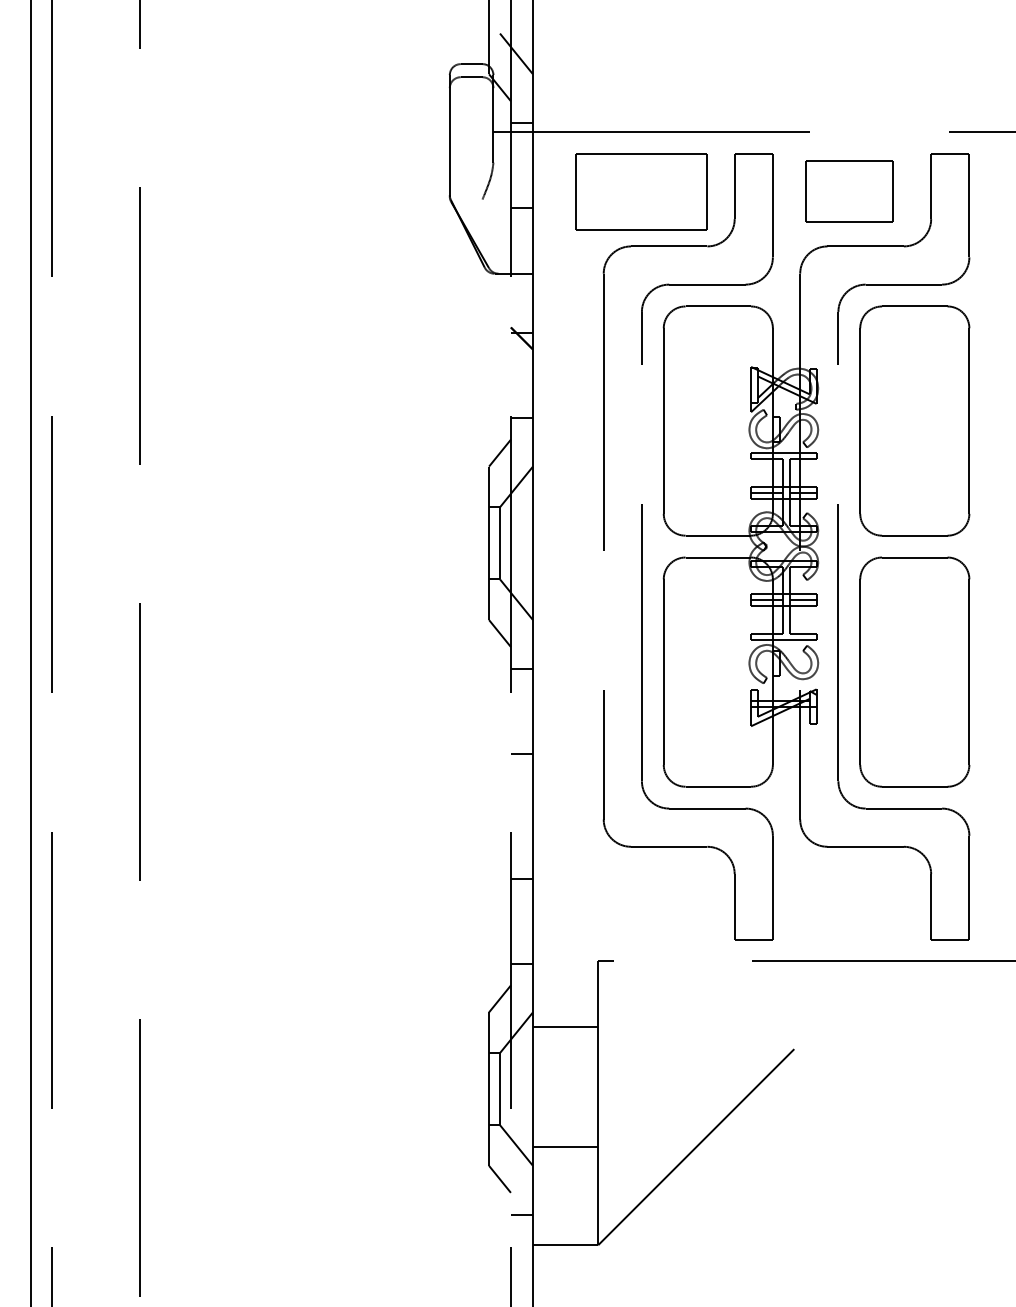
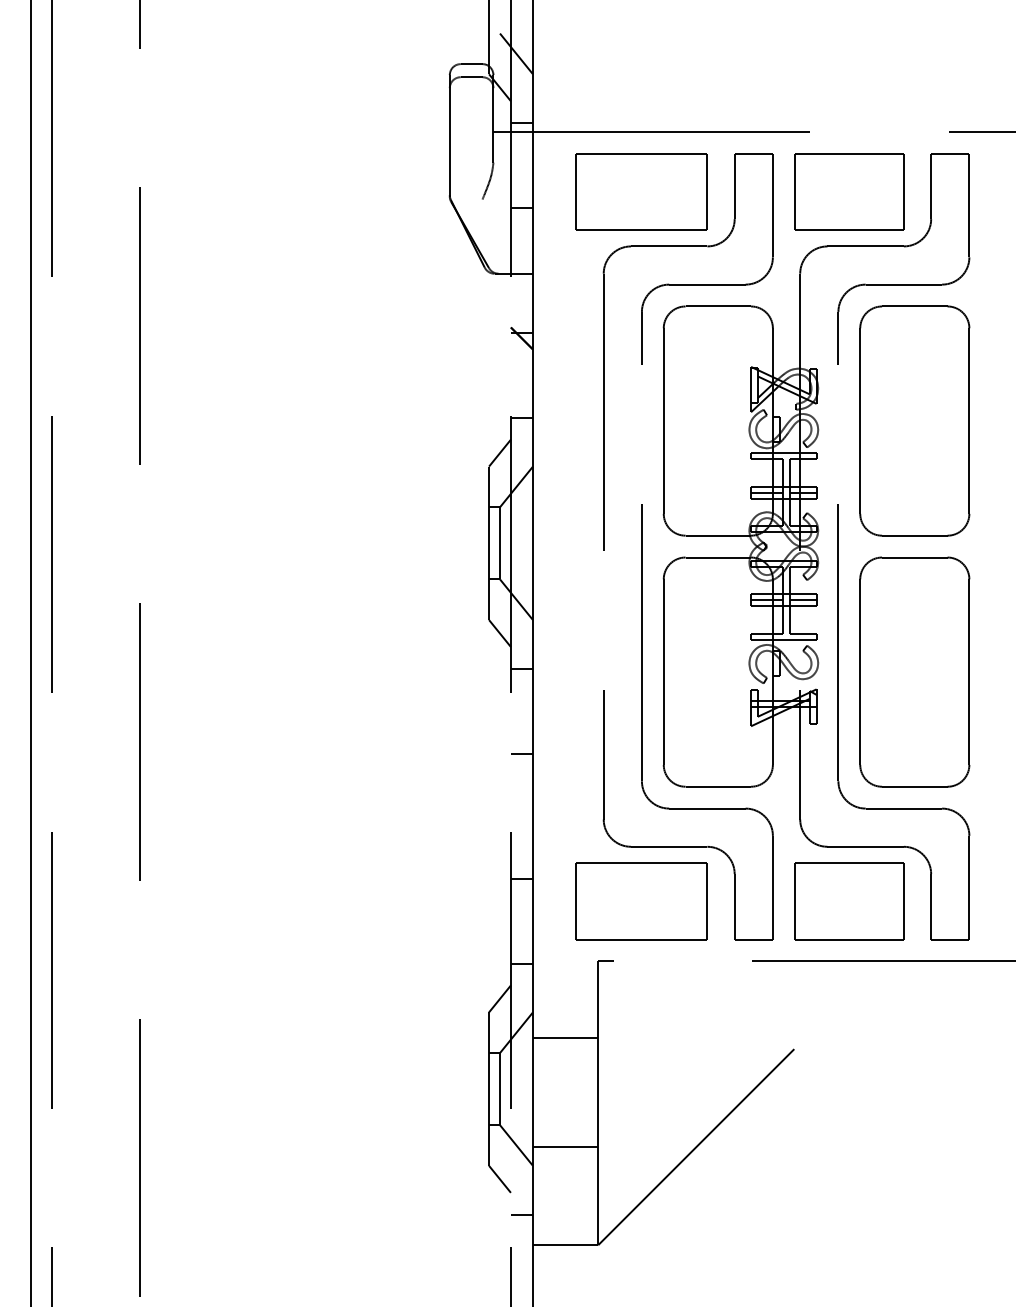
part size: 89x63 px -> 111x78 px (849, 191)
part: none -> present (641, 901)
part: none -> present (849, 901)
line position: (565, 1026) -> (565, 1037) (565, 1037)
